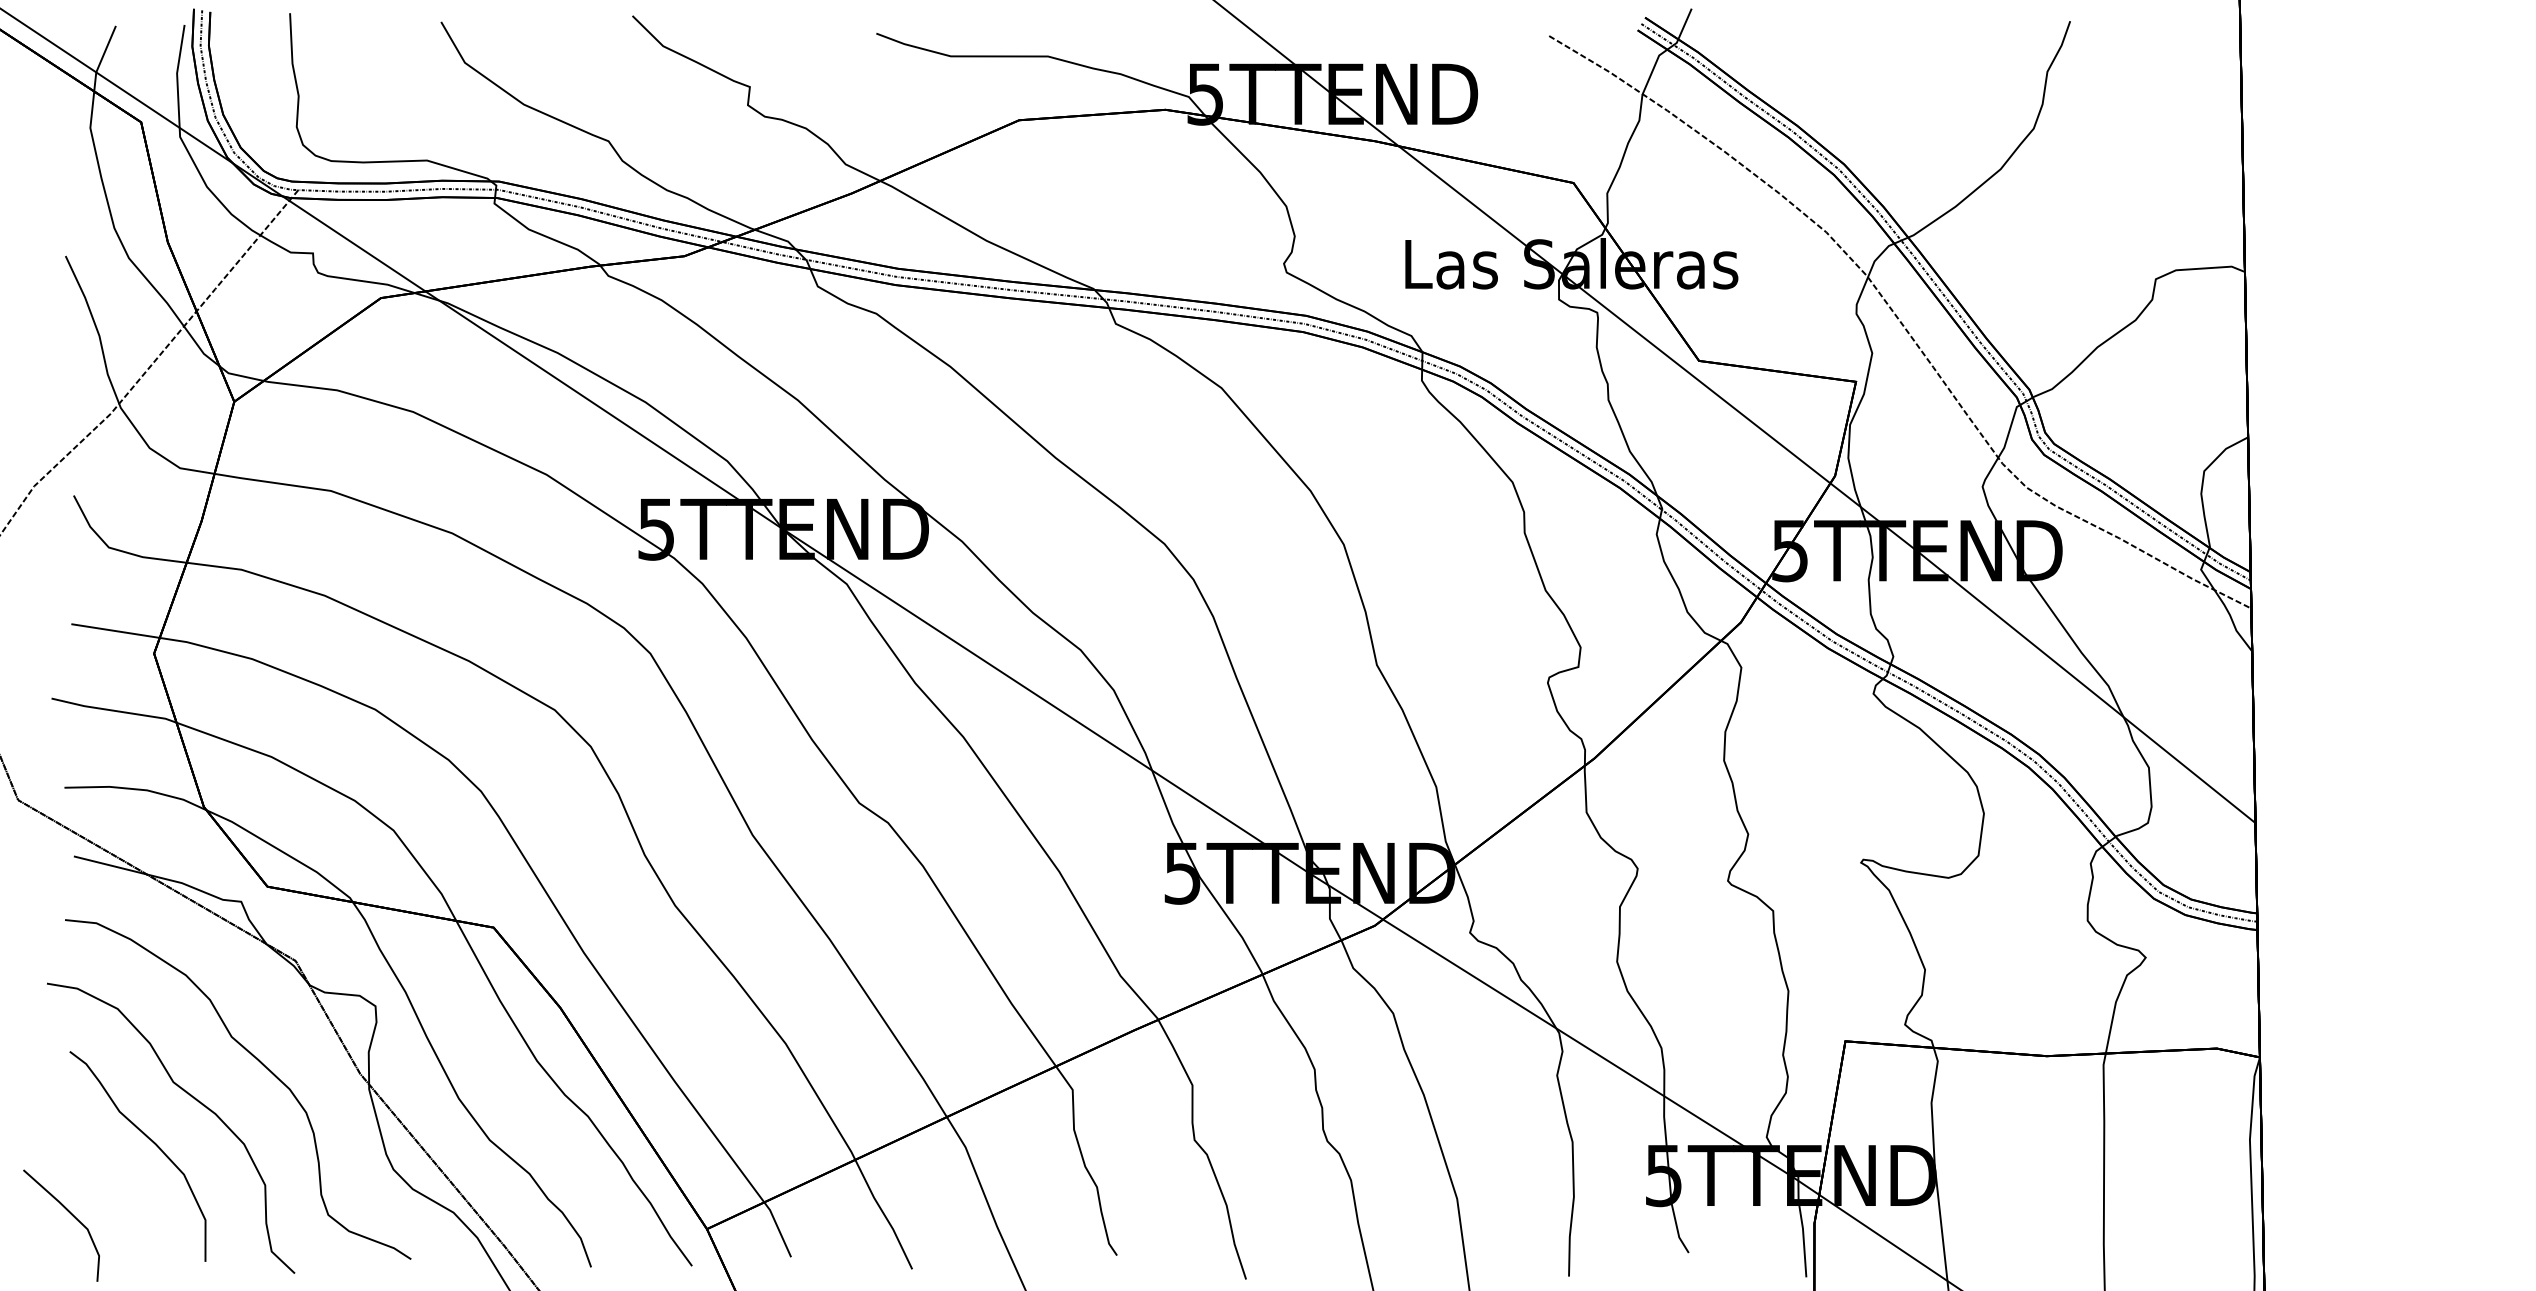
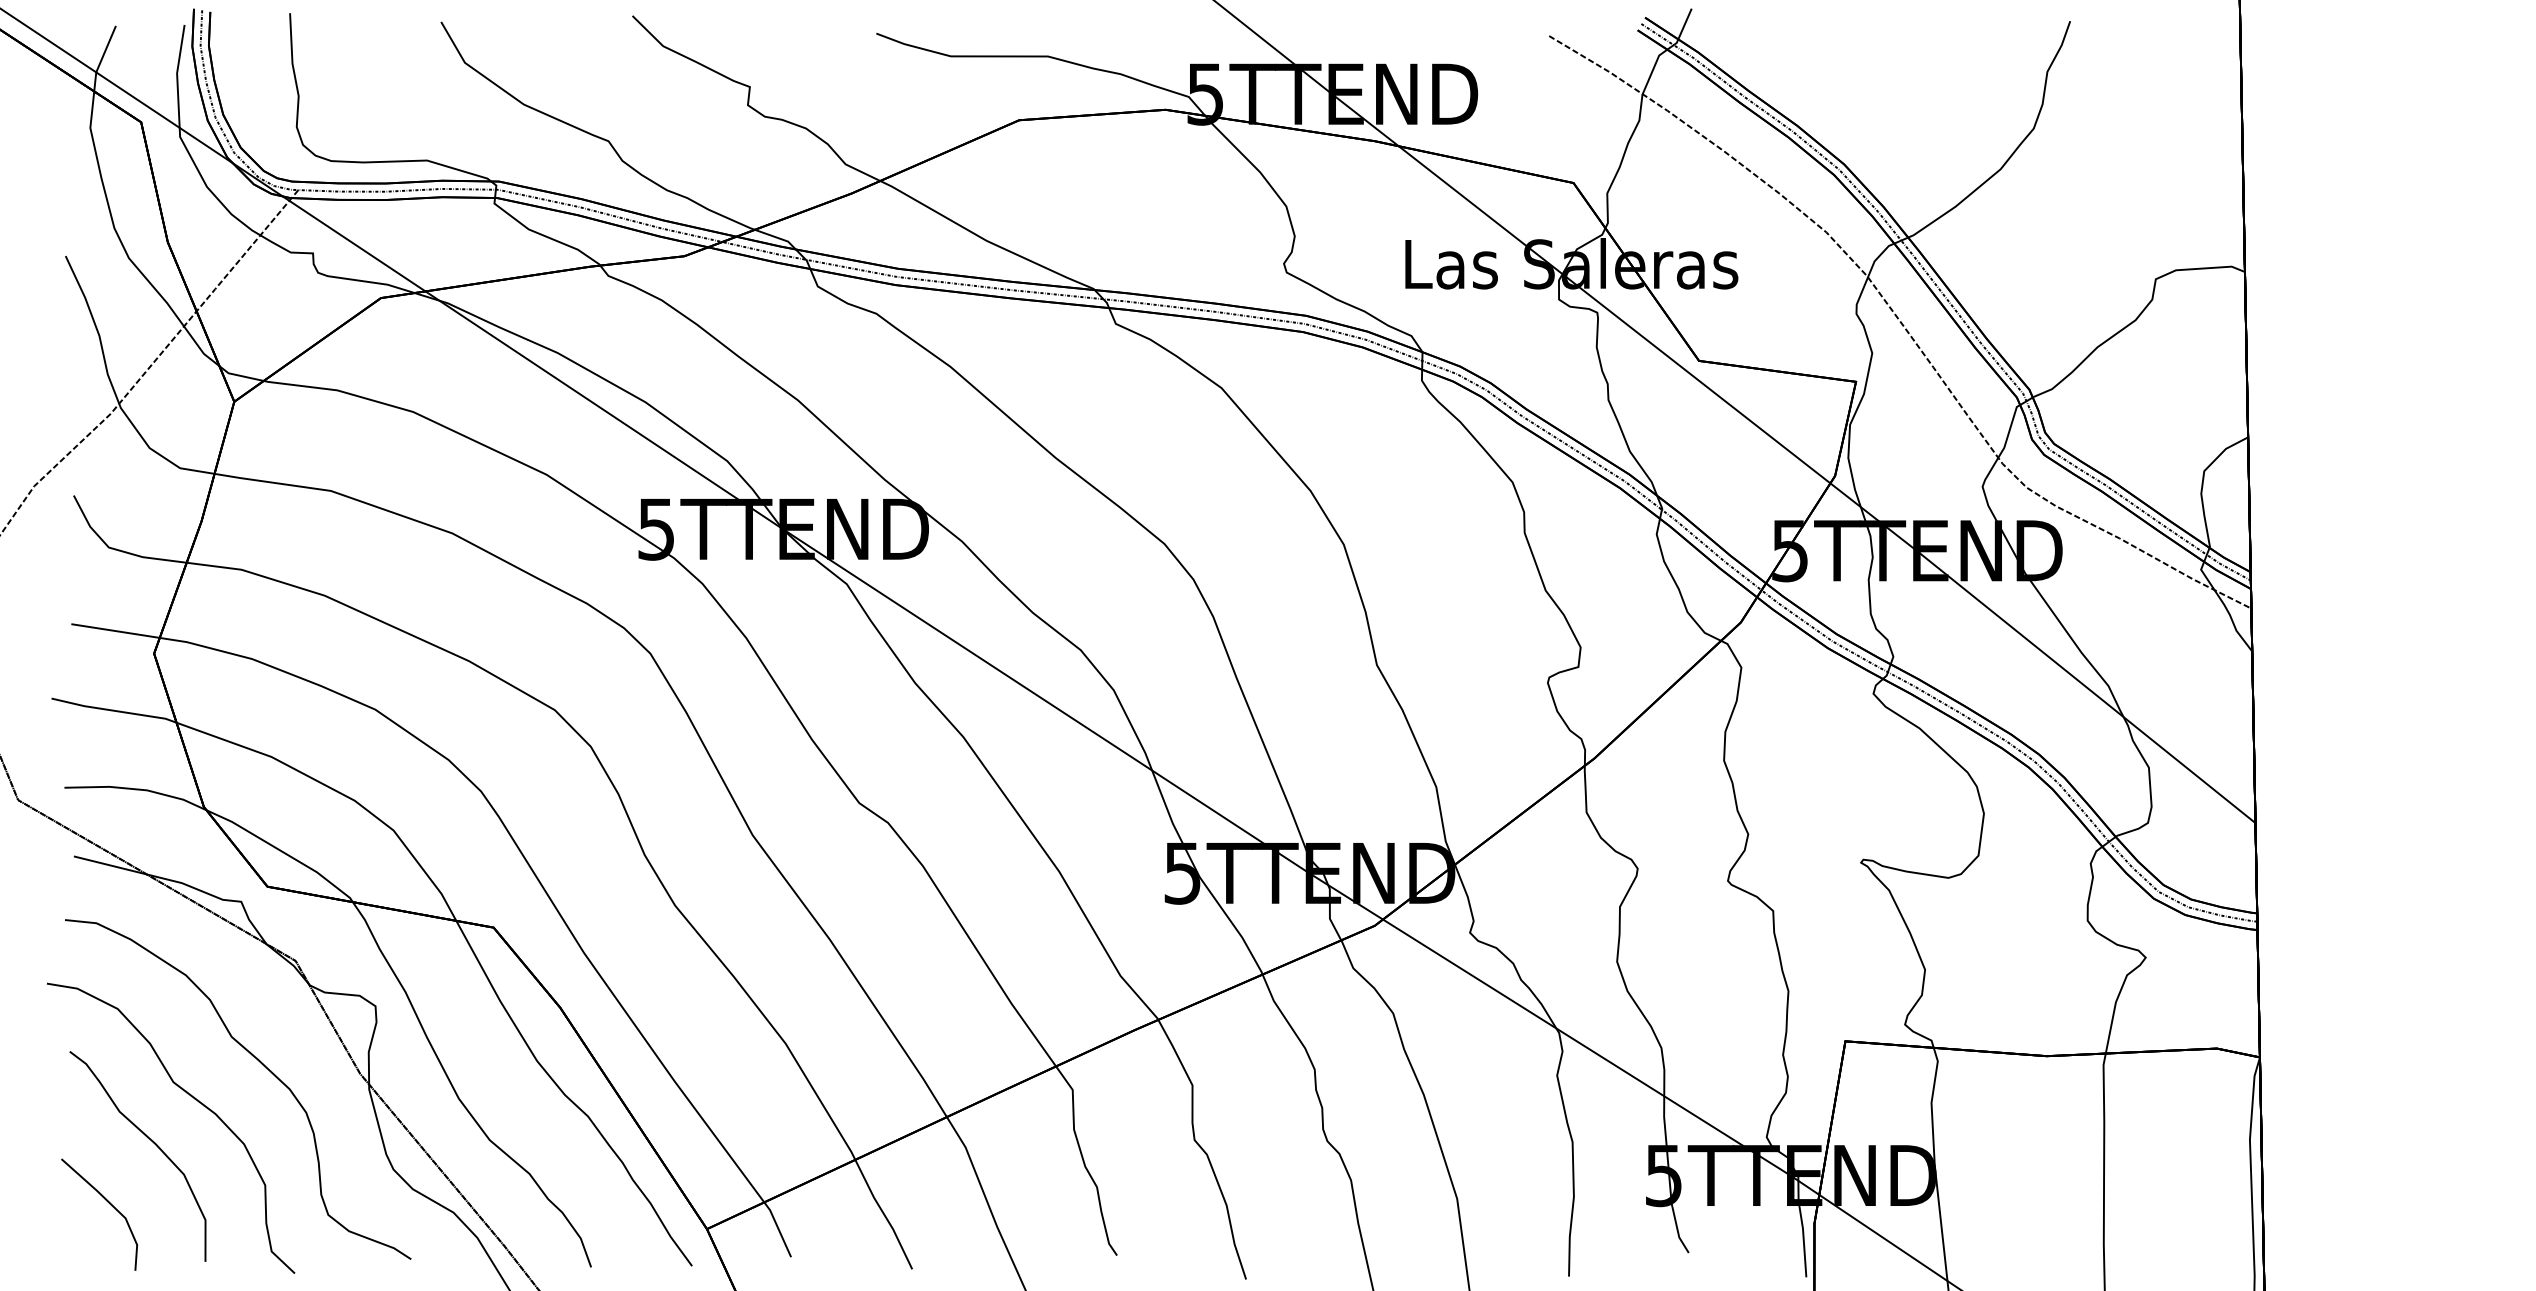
line position: (71, 1215) -> (109, 1204) (109, 1204)
